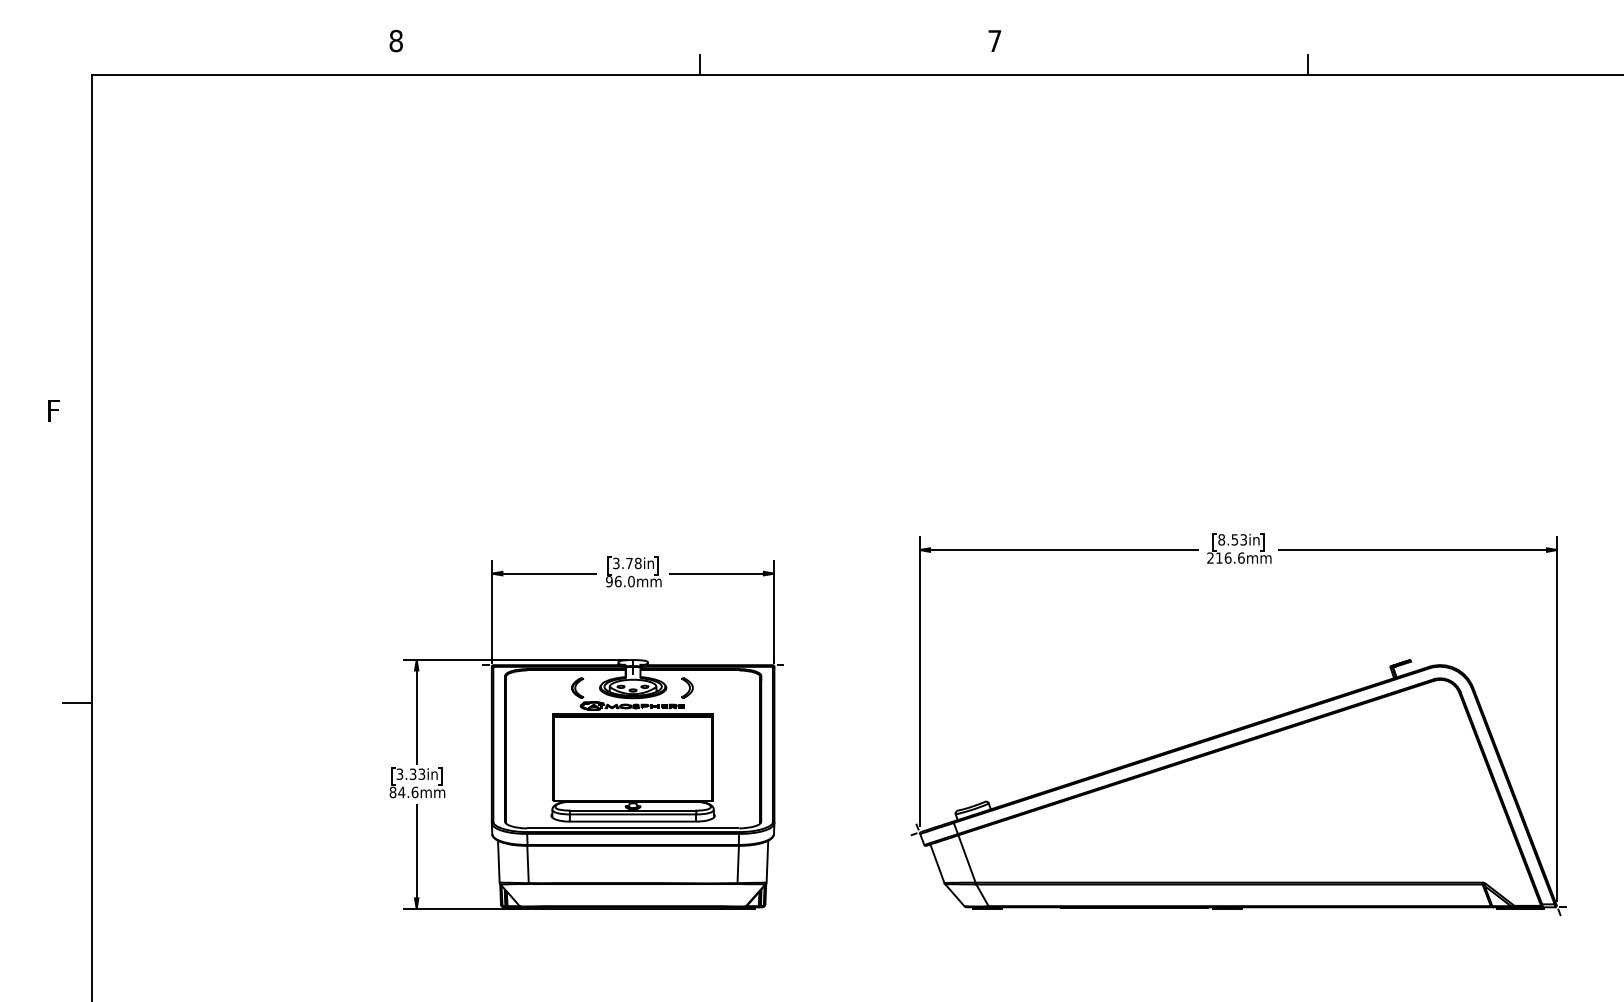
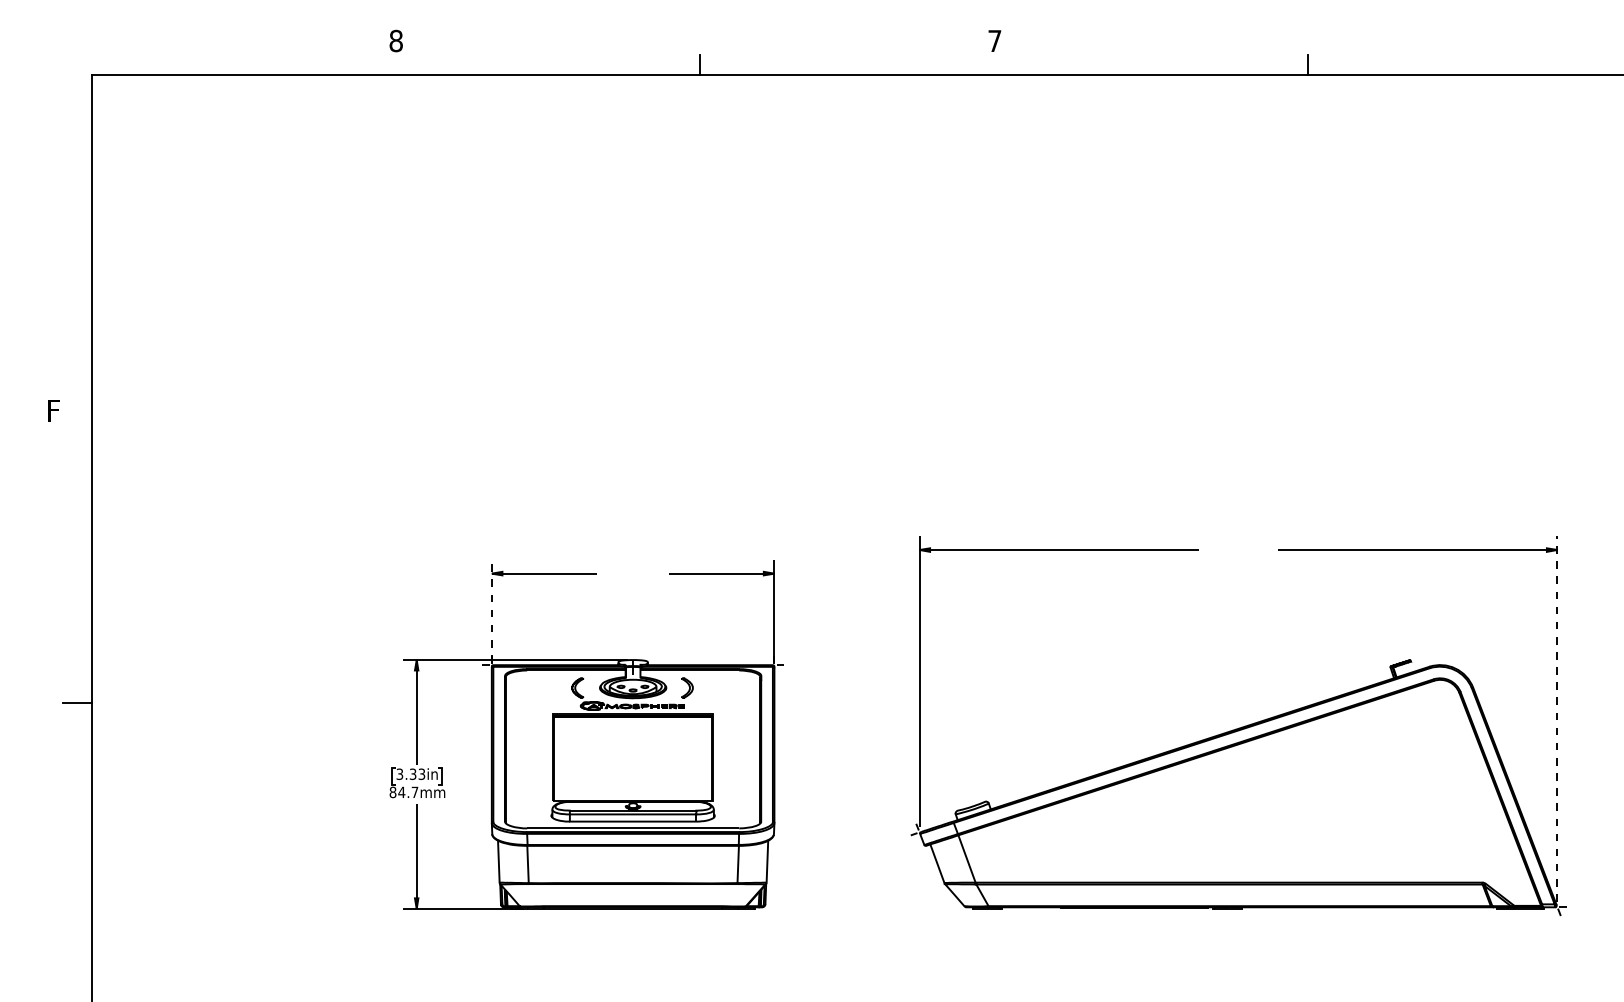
part: present -> none (1239, 548)
part: present -> none (633, 571)
line: solid -> dashed (491, 611)
line: solid -> dashed (1557, 718)
text: 84.6mm -> 84.7mm (414, 792)
